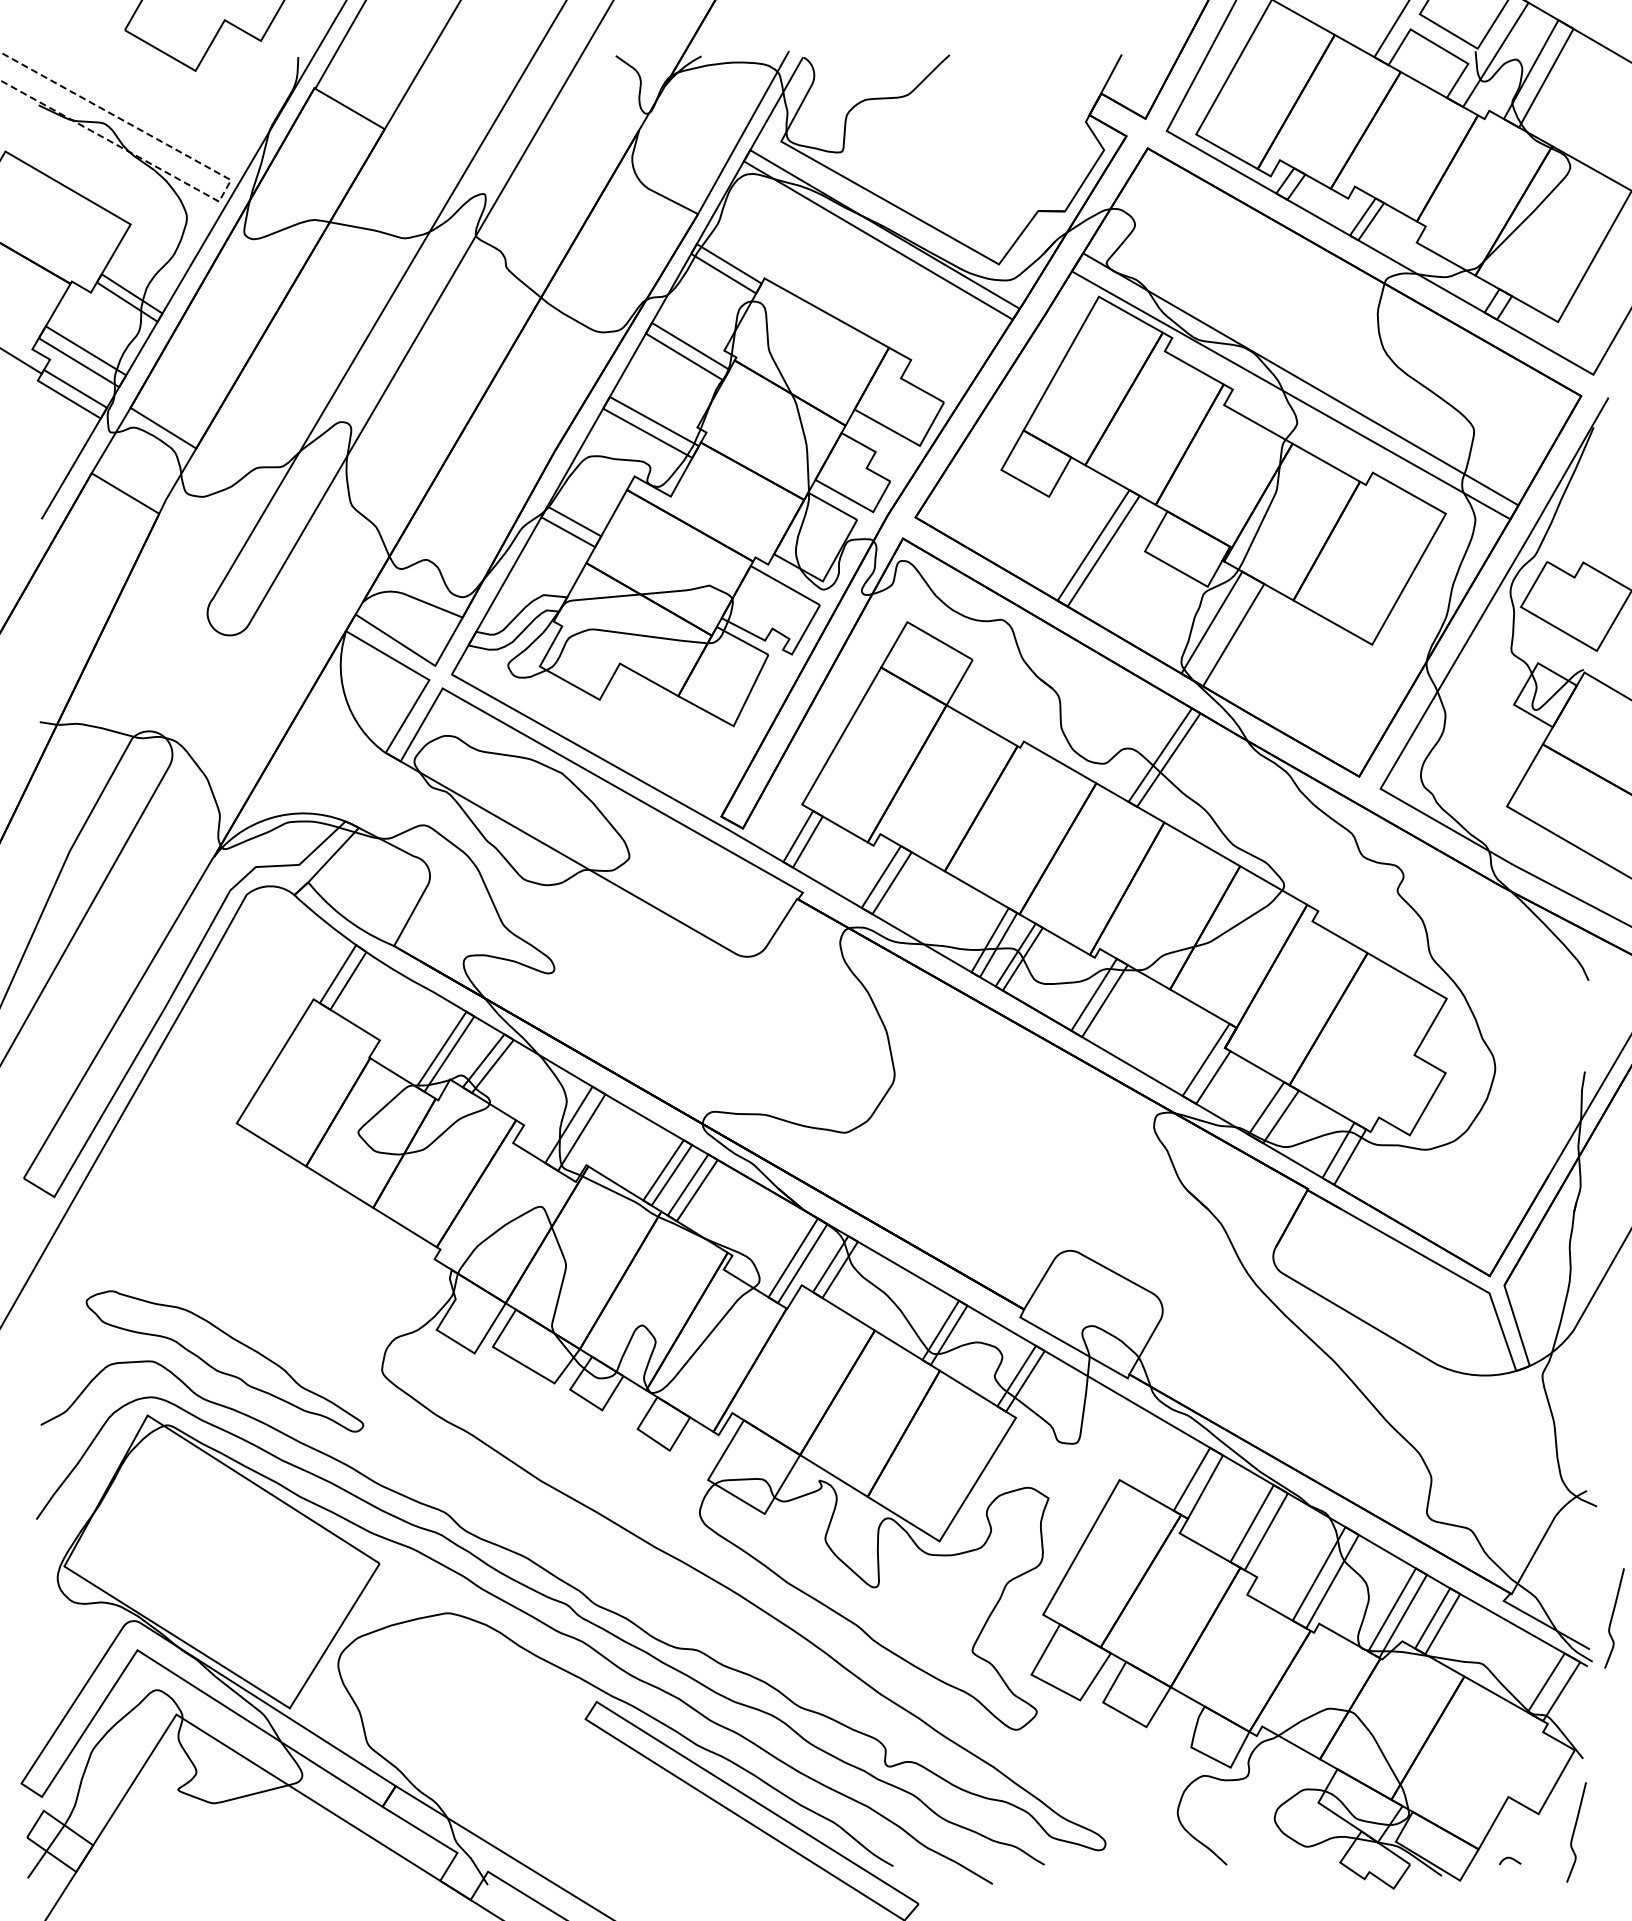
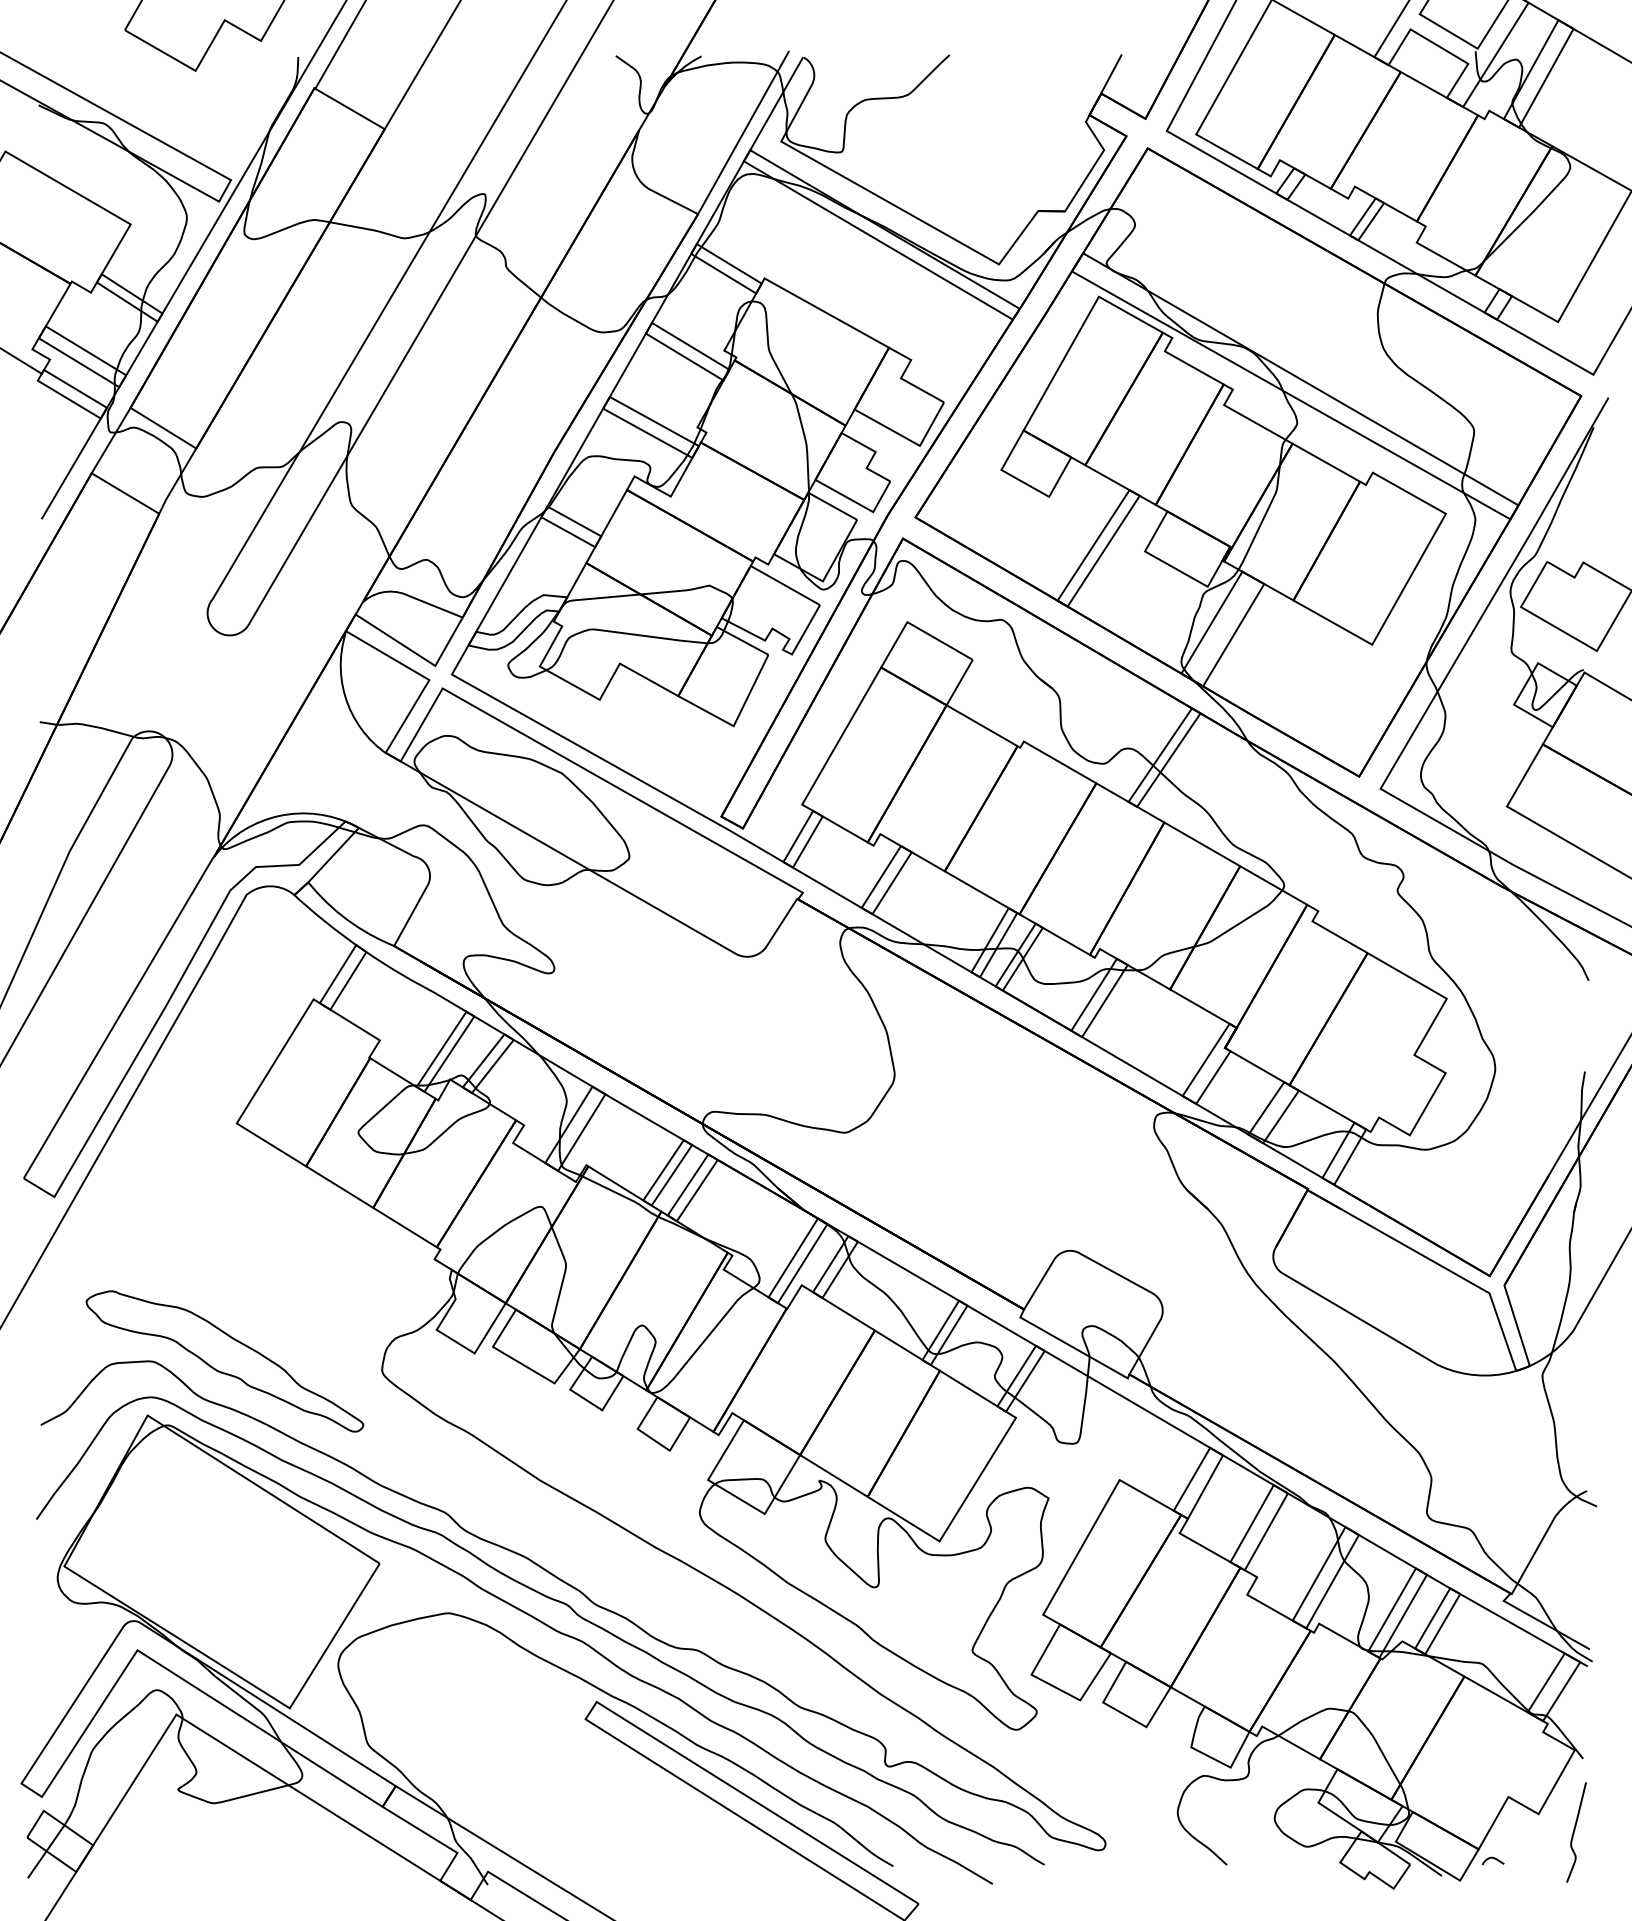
line: dashed -> solid (228, 185)
curve: present -> none (1612, 1618)
curve position: (1509, 1858) -> (1492, 1858) (1492, 1858)
